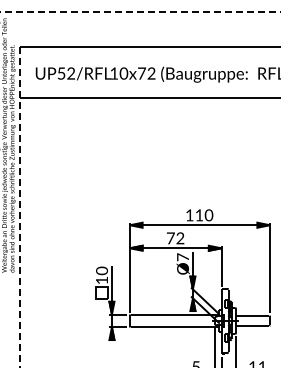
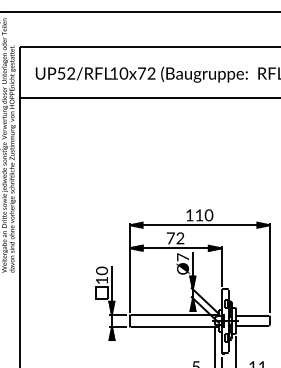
line: dashed -> solid (140, 12)
line: dashed -> solid (20, 207)
